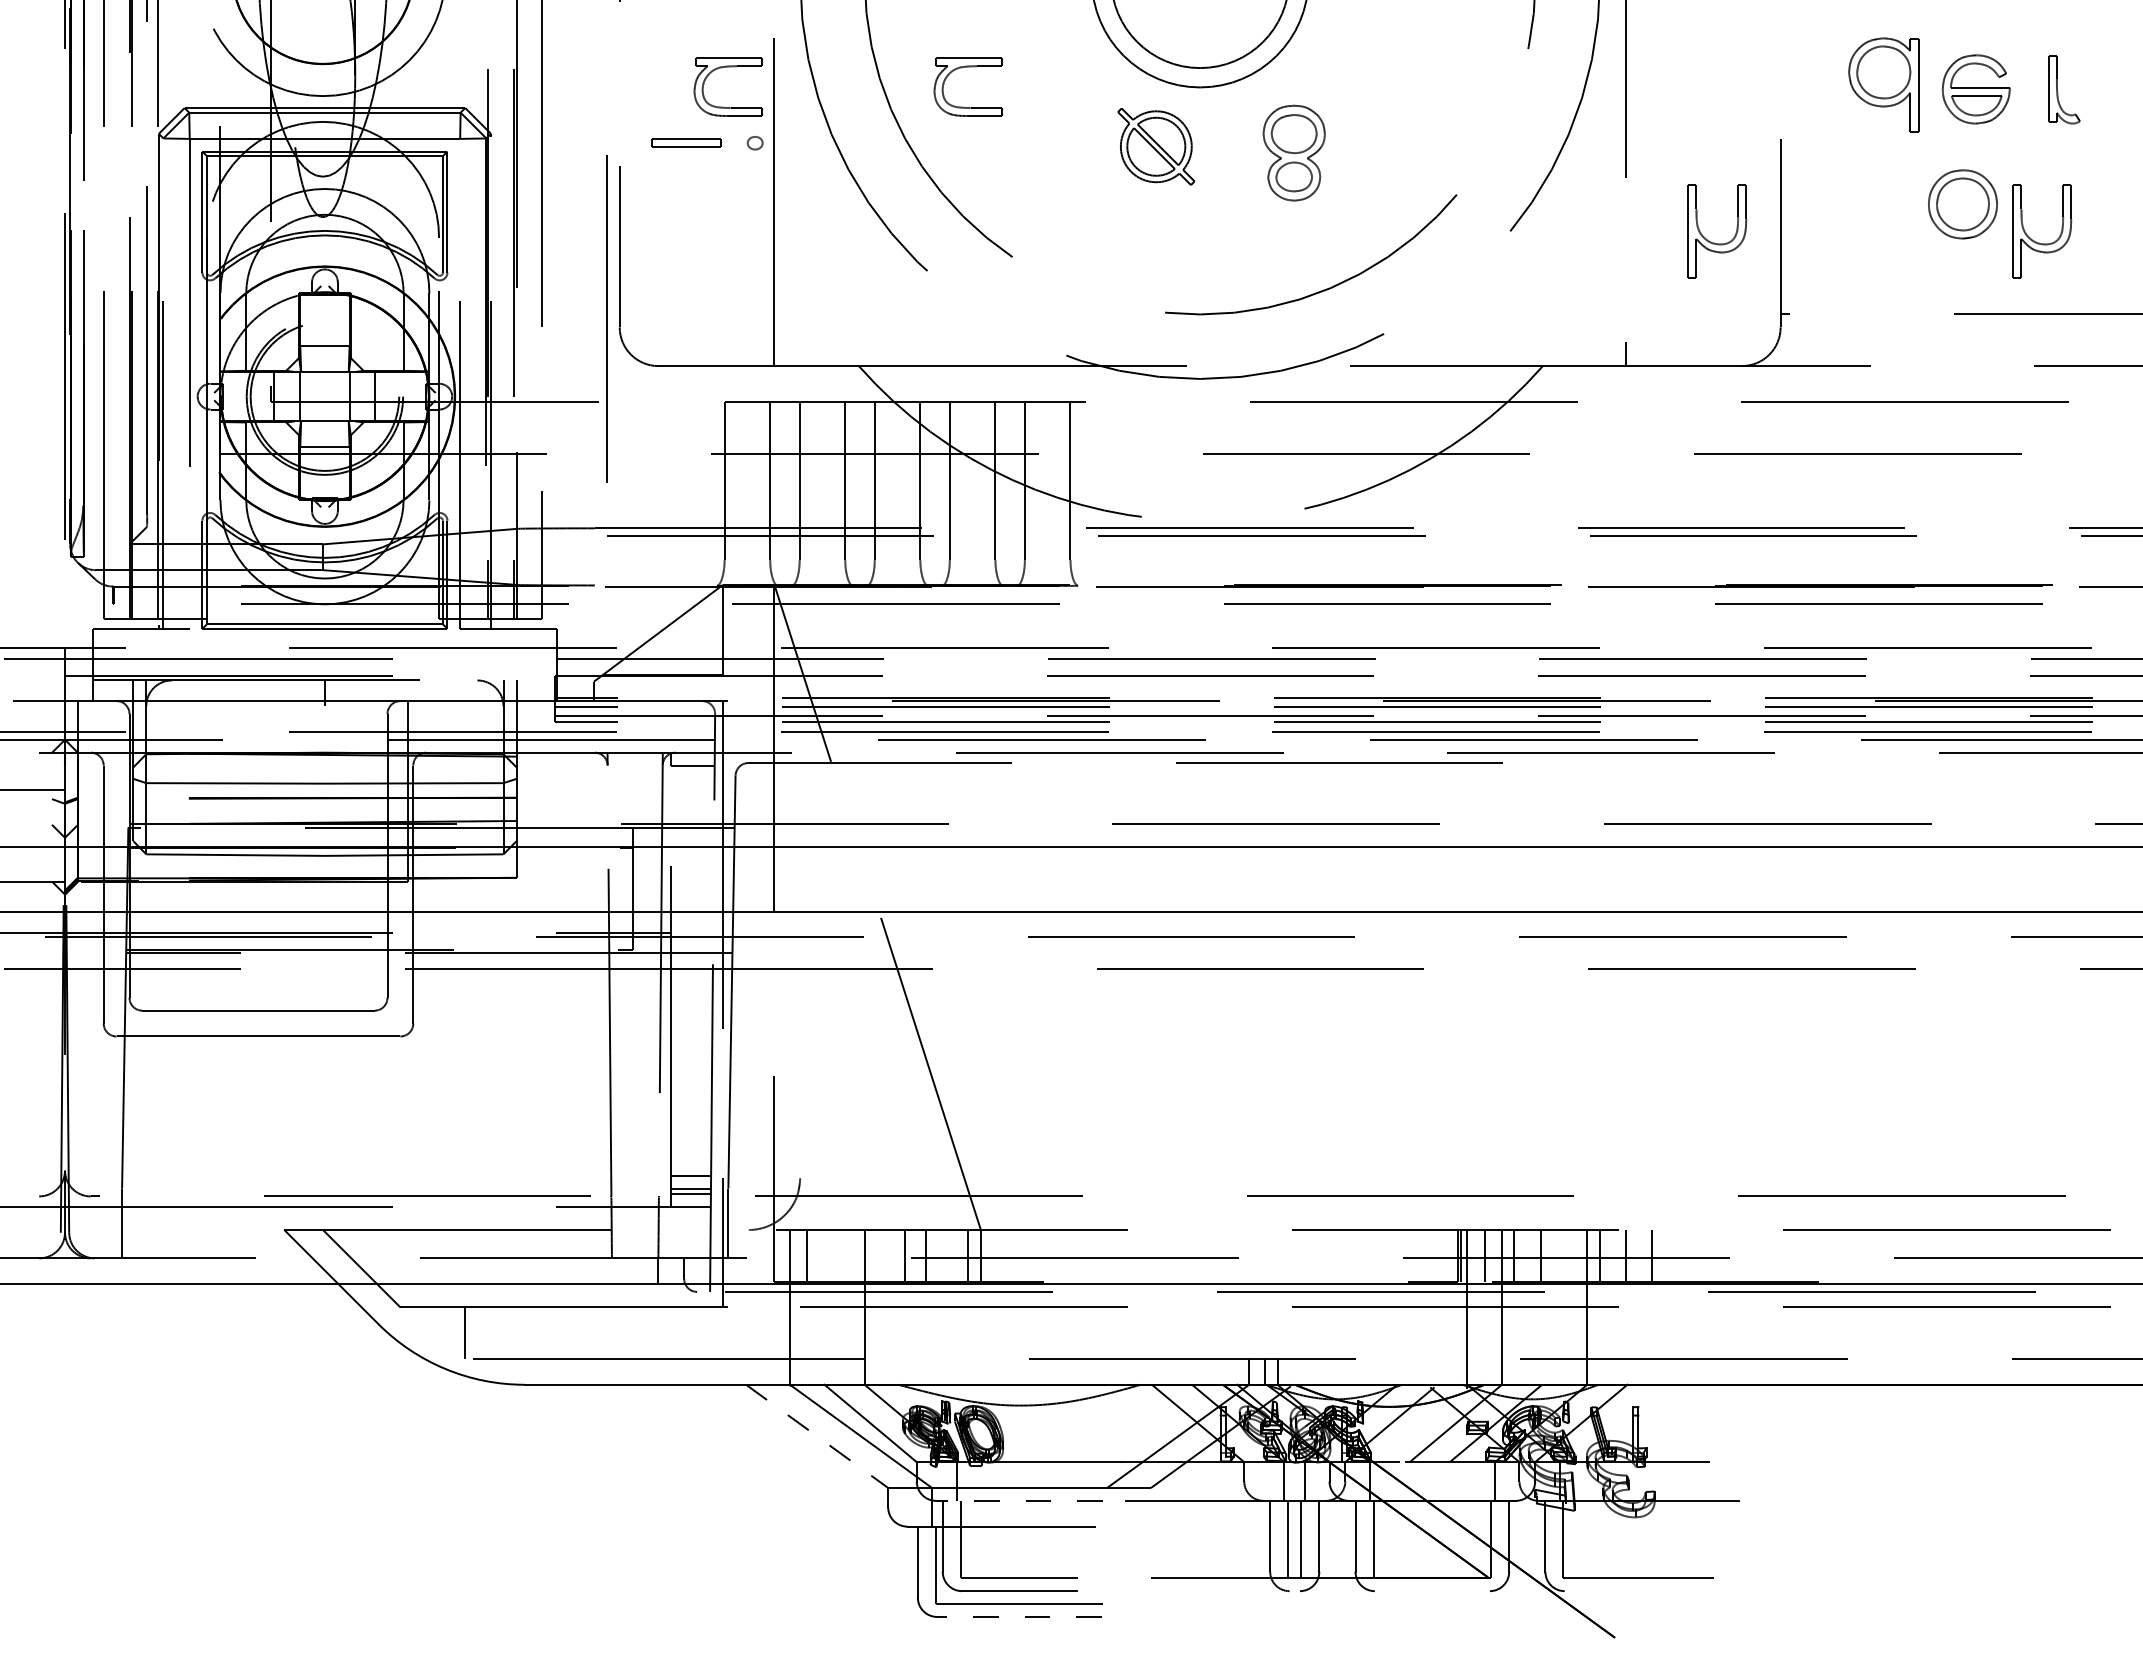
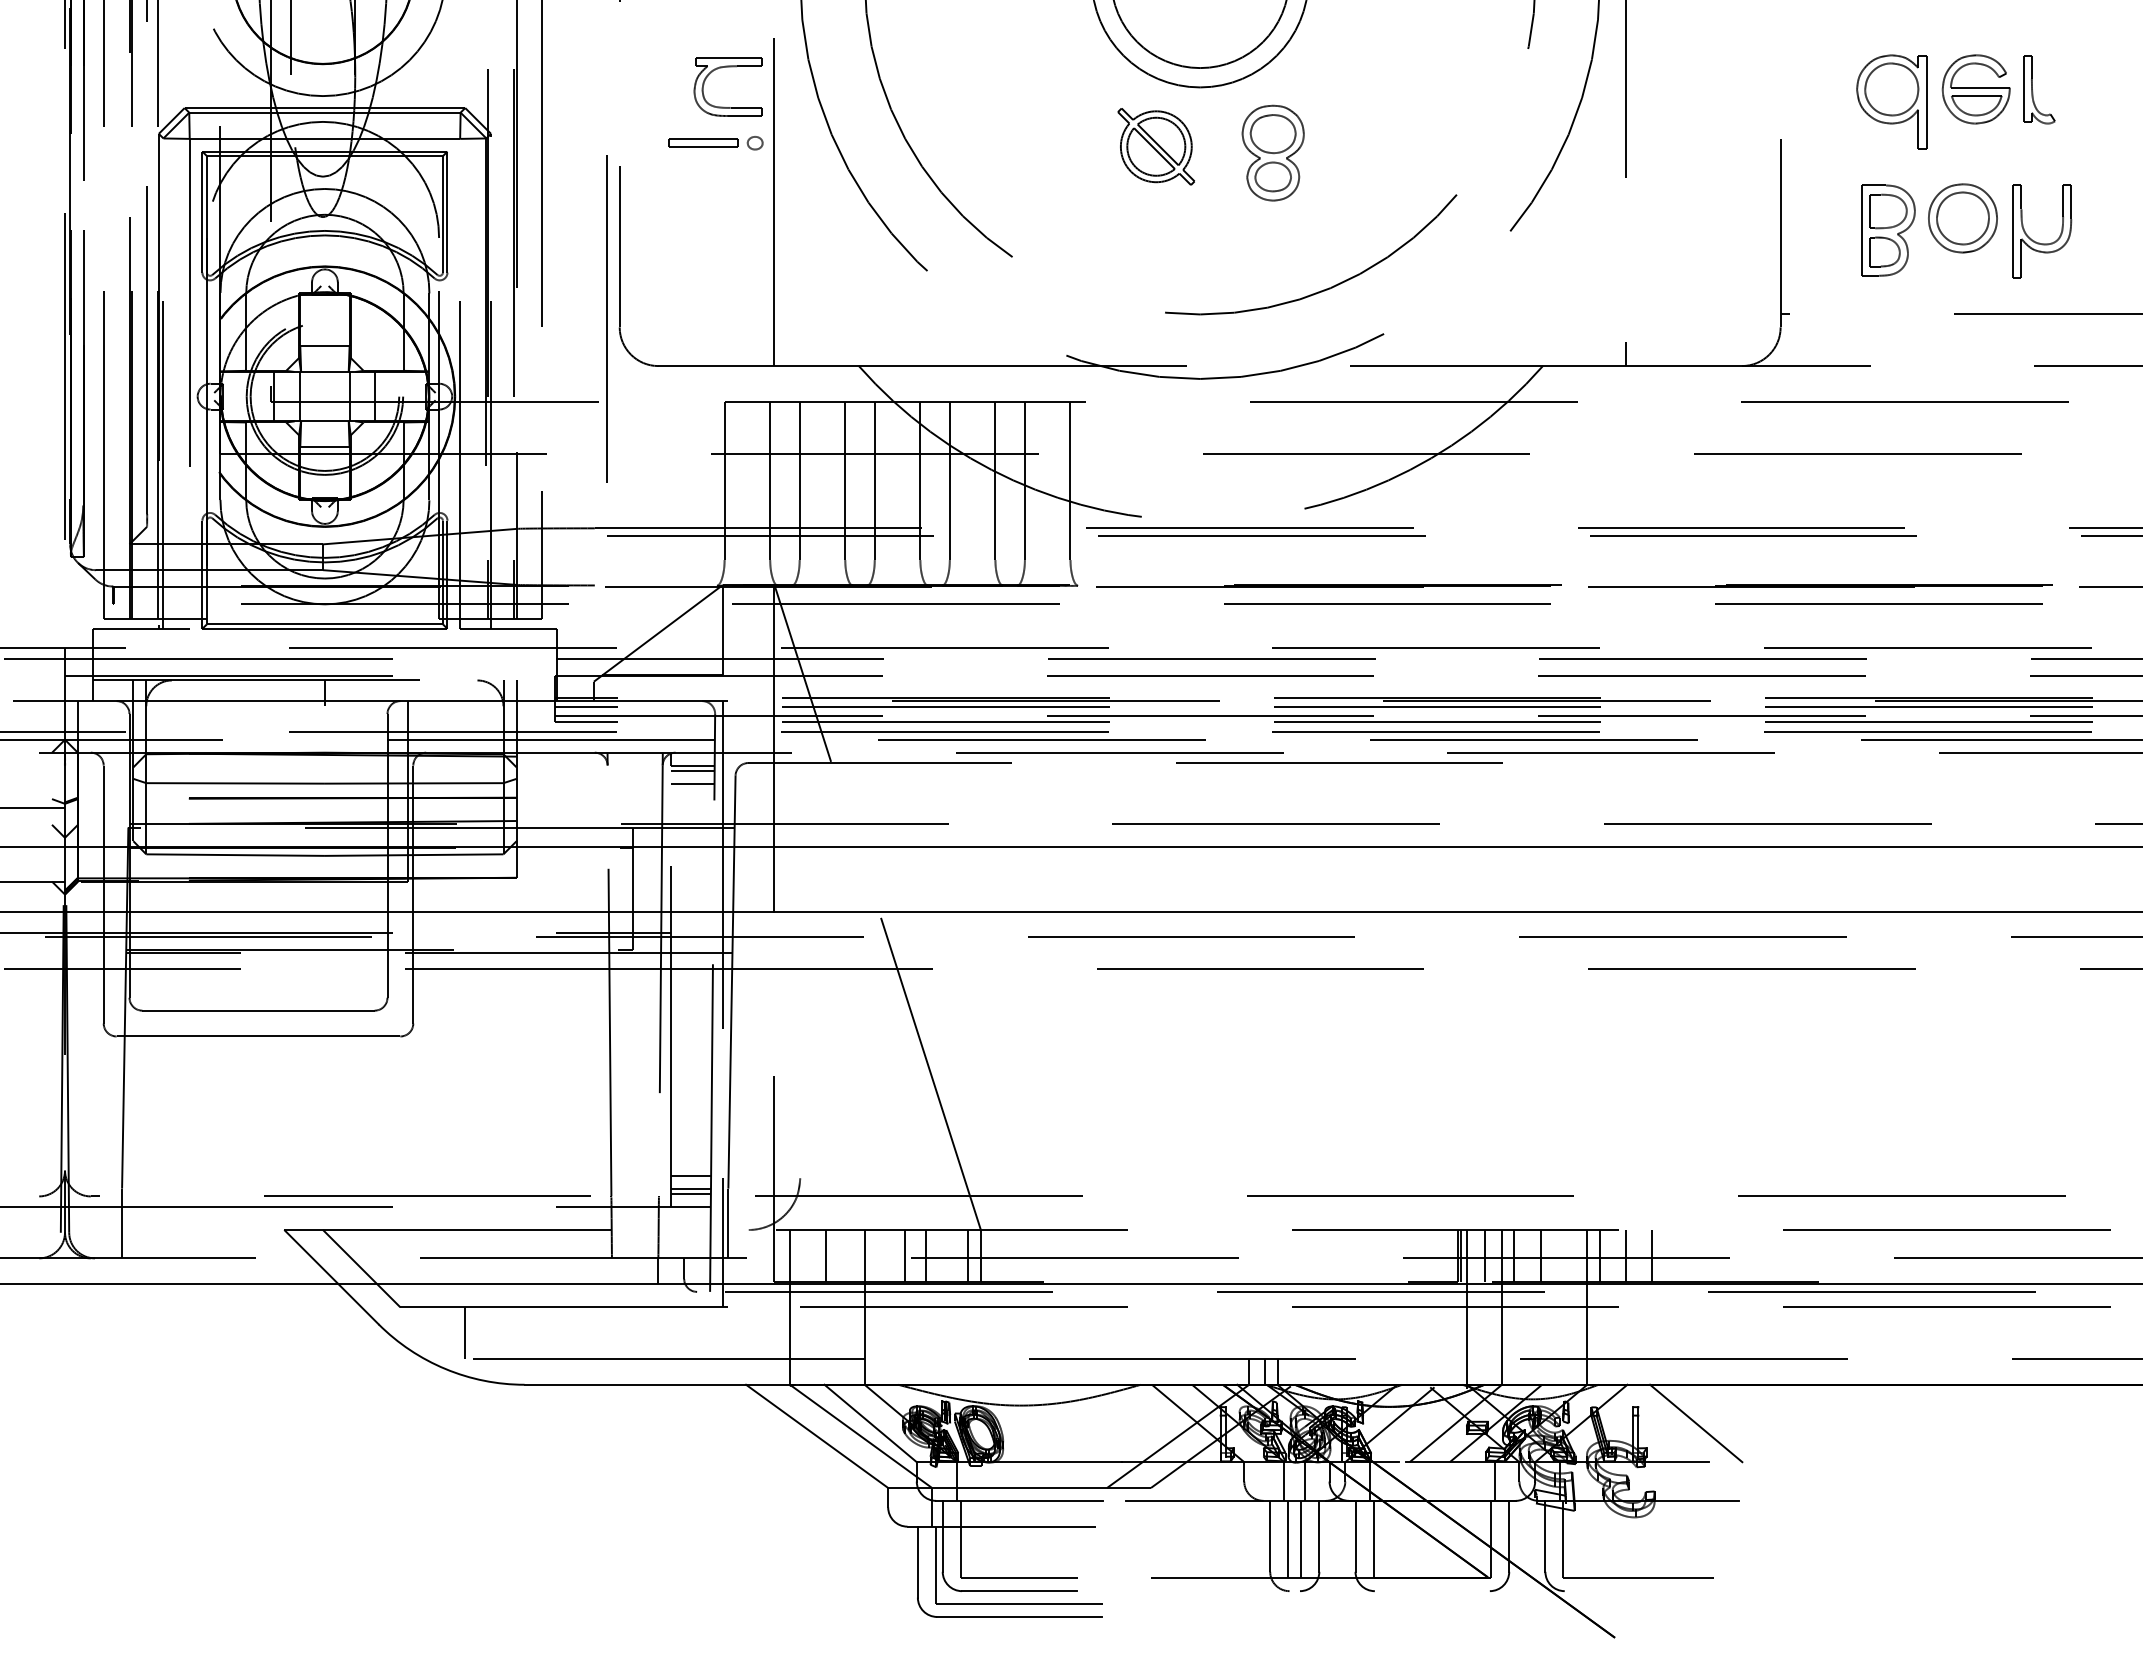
line: none -> present (290, 38)
part: present -> none (961, 68)
part position: (1883, 84) -> (1891, 101) (1891, 101)
part position: (2058, 91) -> (2033, 91) (2033, 91)
part position: (686, 142) -> (703, 142) (703, 142)
part position: (1293, 152) -> (1272, 152) (1272, 152)
part position: (1962, 204) -> (1962, 218) (1962, 218)
part: none -> present (1888, 230)
part: present -> none (1714, 242)
line: none -> present (692, 770)
line: none -> present (692, 783)
line position: (33, 789) -> (33, 807) (33, 807)
line position: (807, 1255) -> (826, 1255) (826, 1255)
line: none -> present (1696, 1423)
line: dashed -> solid (817, 1436)
line: dashed -> solid (1019, 1500)
line: dashed -> solid (1019, 1616)
